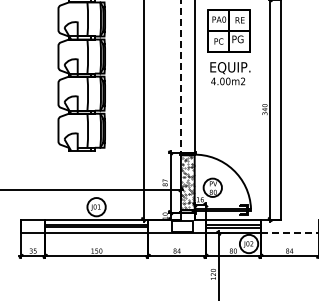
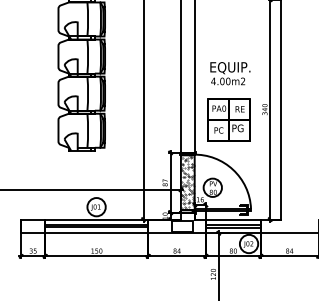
part position: (228, 30) -> (228, 119) (228, 119)
line: dashed -> solid (180, 77)
line: dashed -> solid (289, 233)
